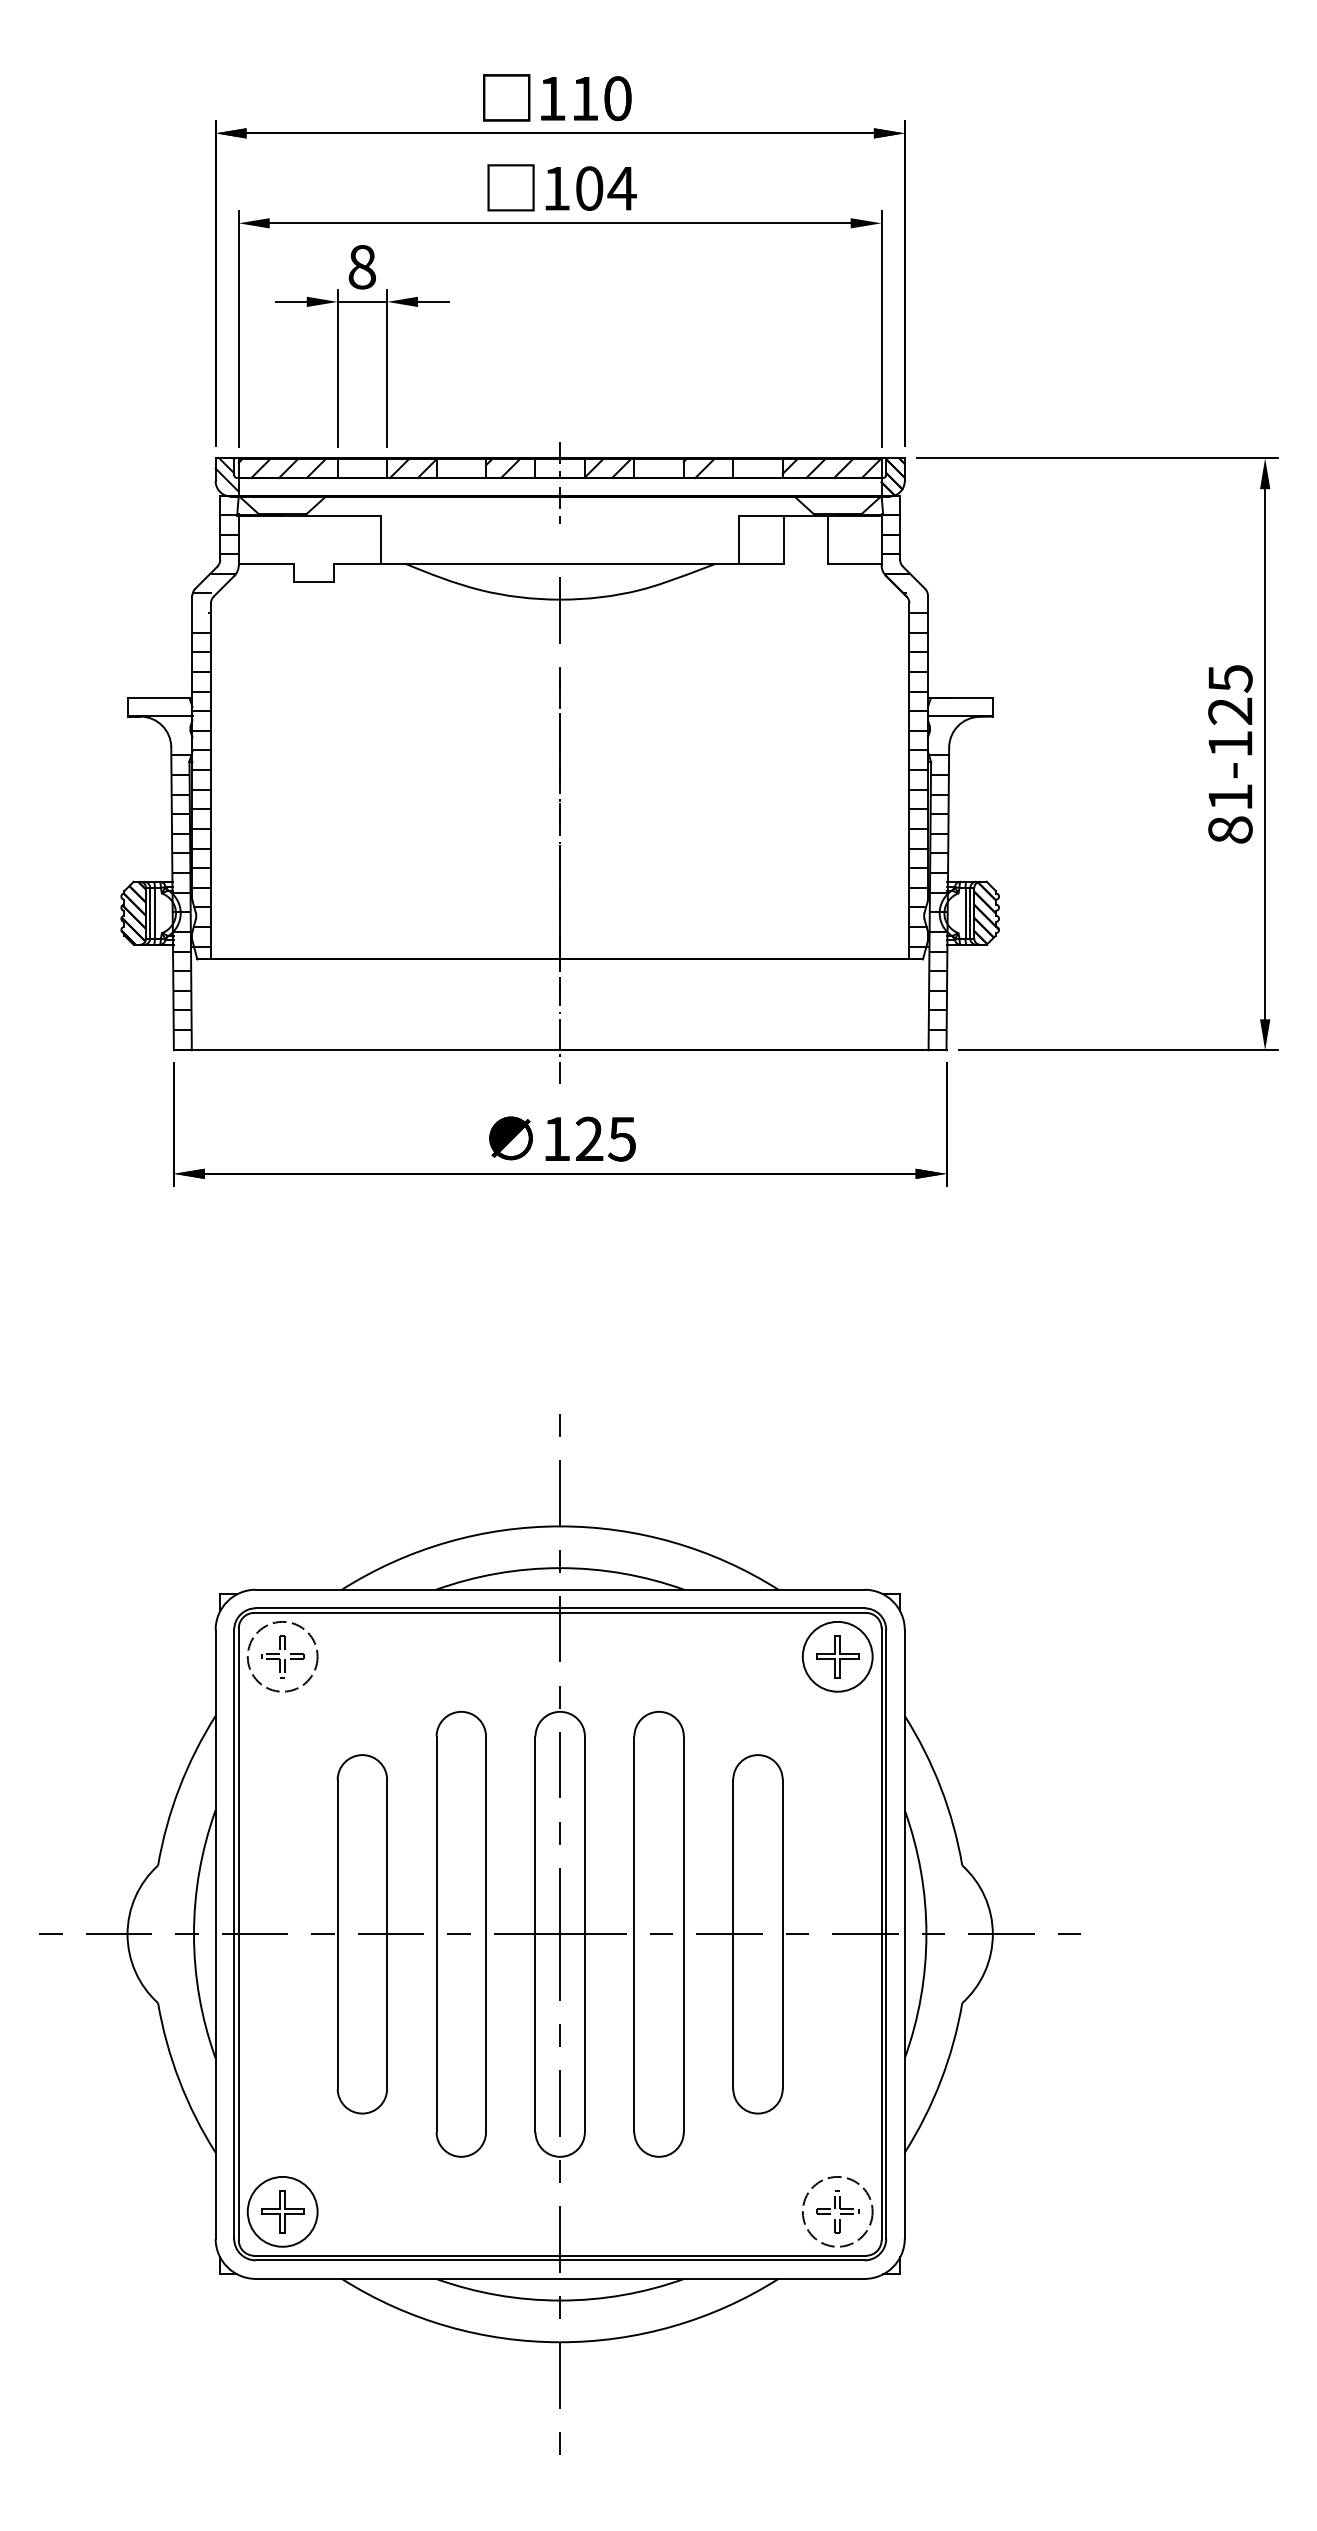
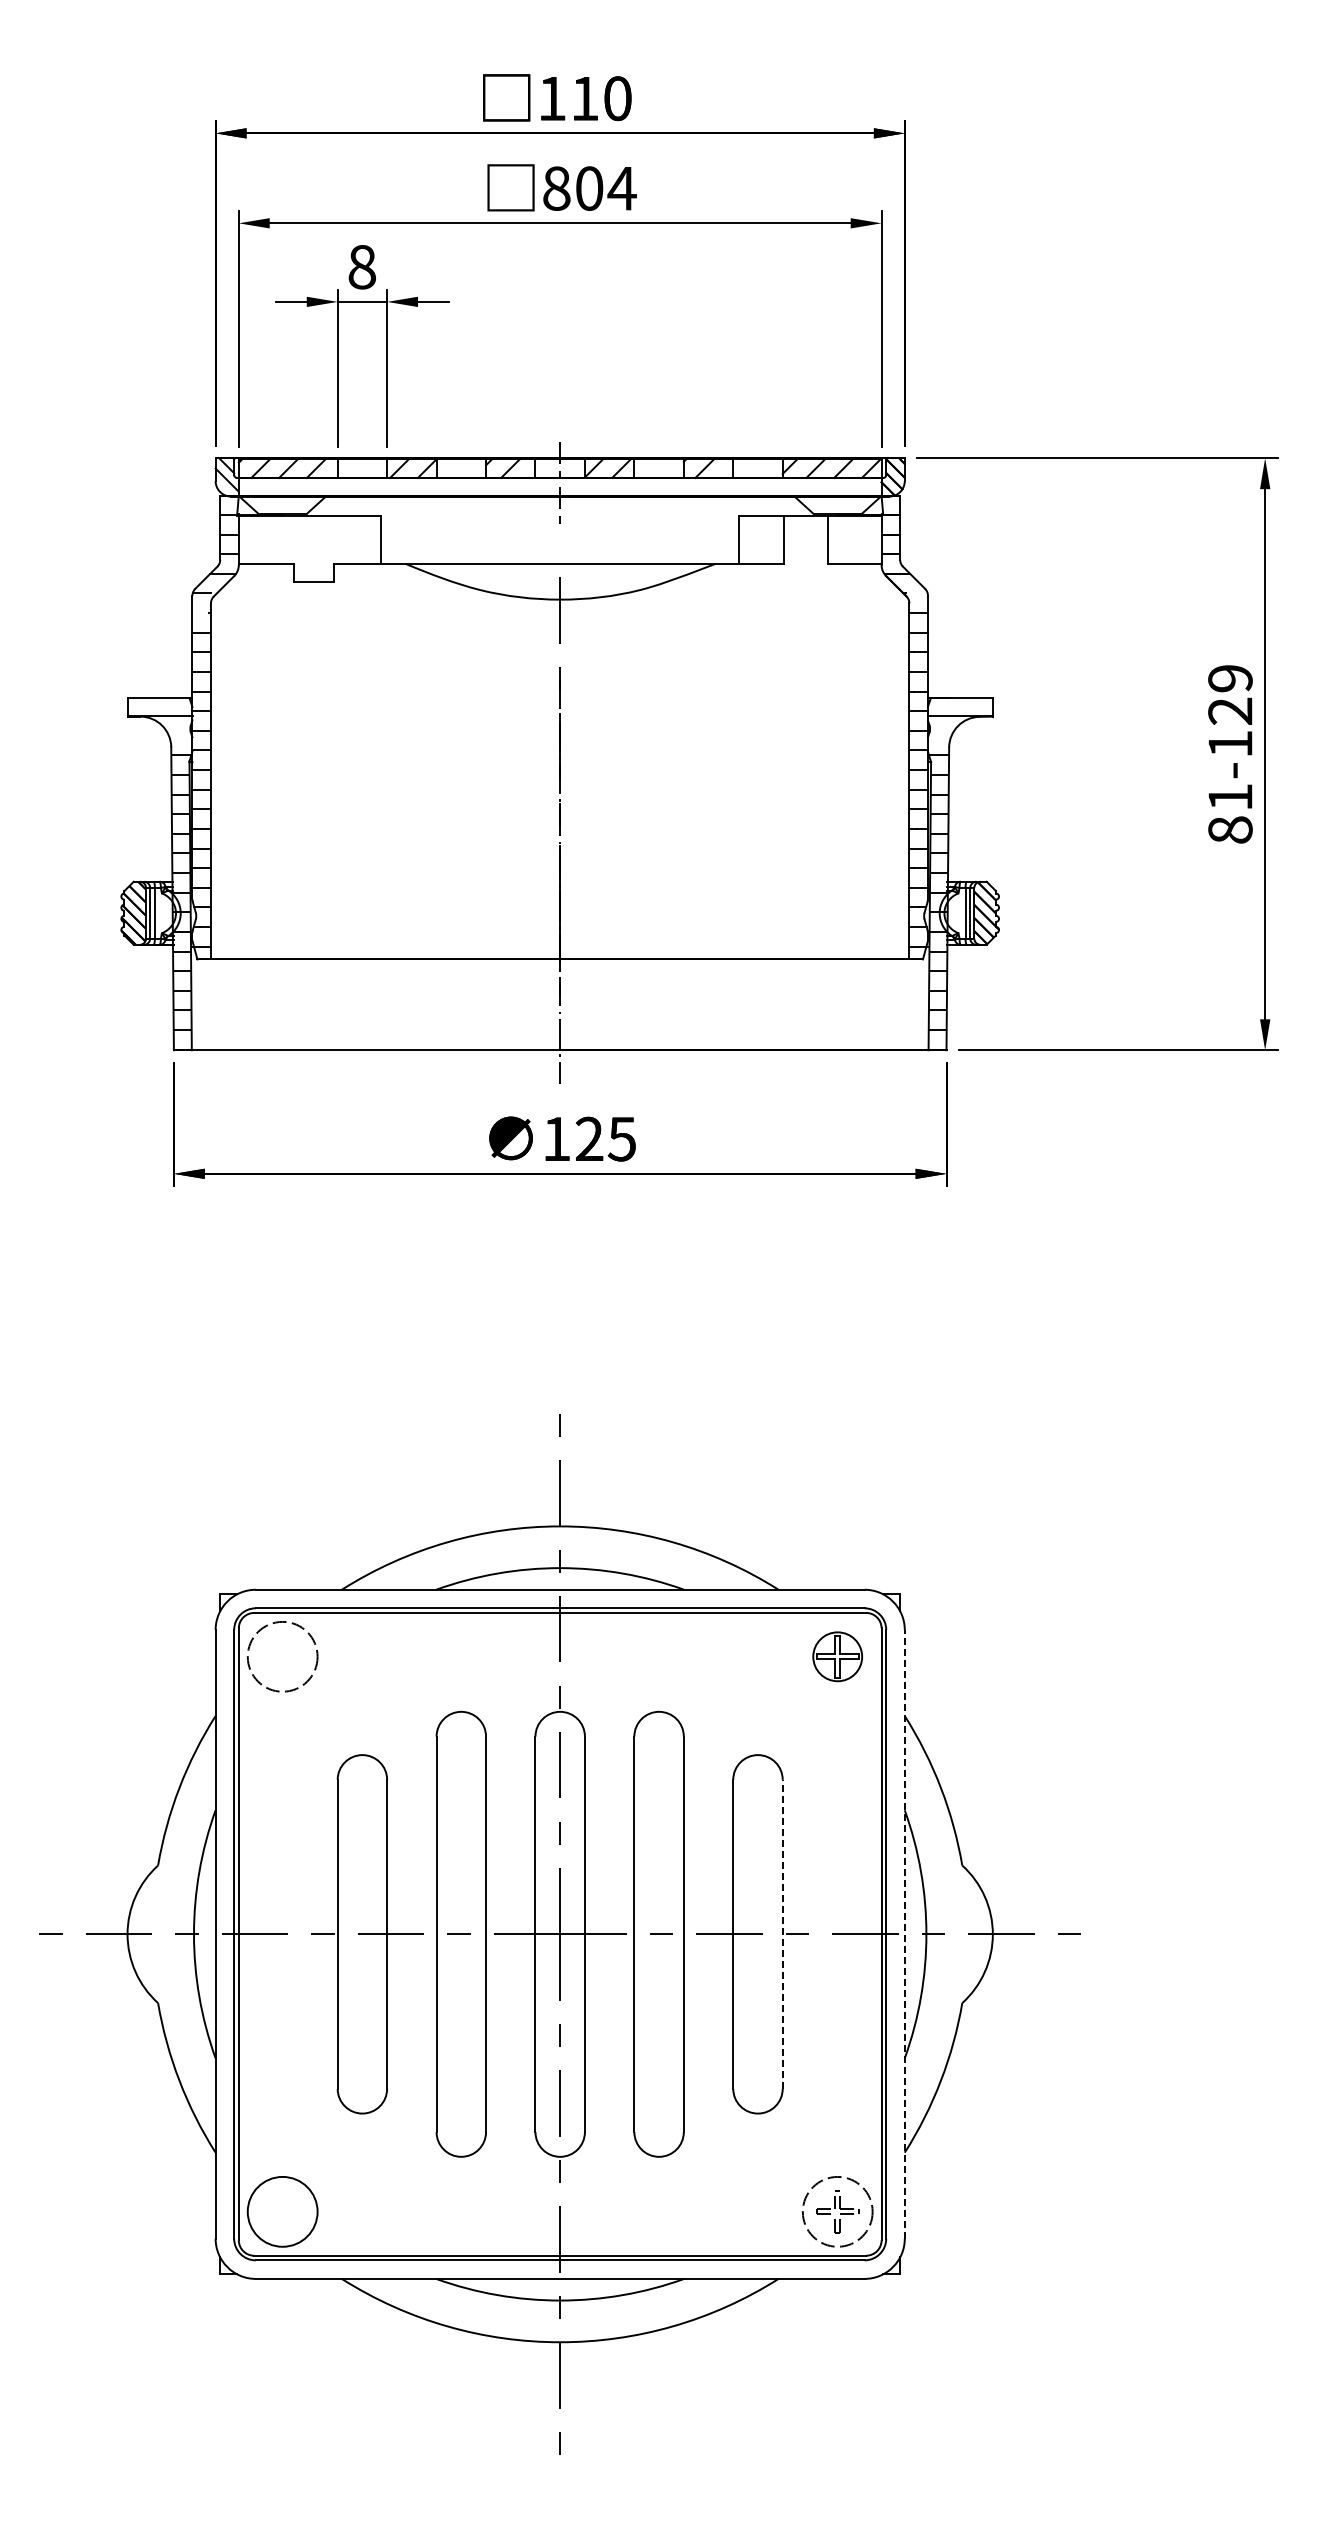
text: 104 -> 804 (556, 188)
text: 81-125 -> 81-129 (1230, 678)
part: present -> none (282, 1656)
circle diameter: 70 px -> 49 px (837, 1656)
line: solid -> dashed (904, 1933)
line: solid -> dashed (782, 1934)
part: present -> none (282, 2211)
